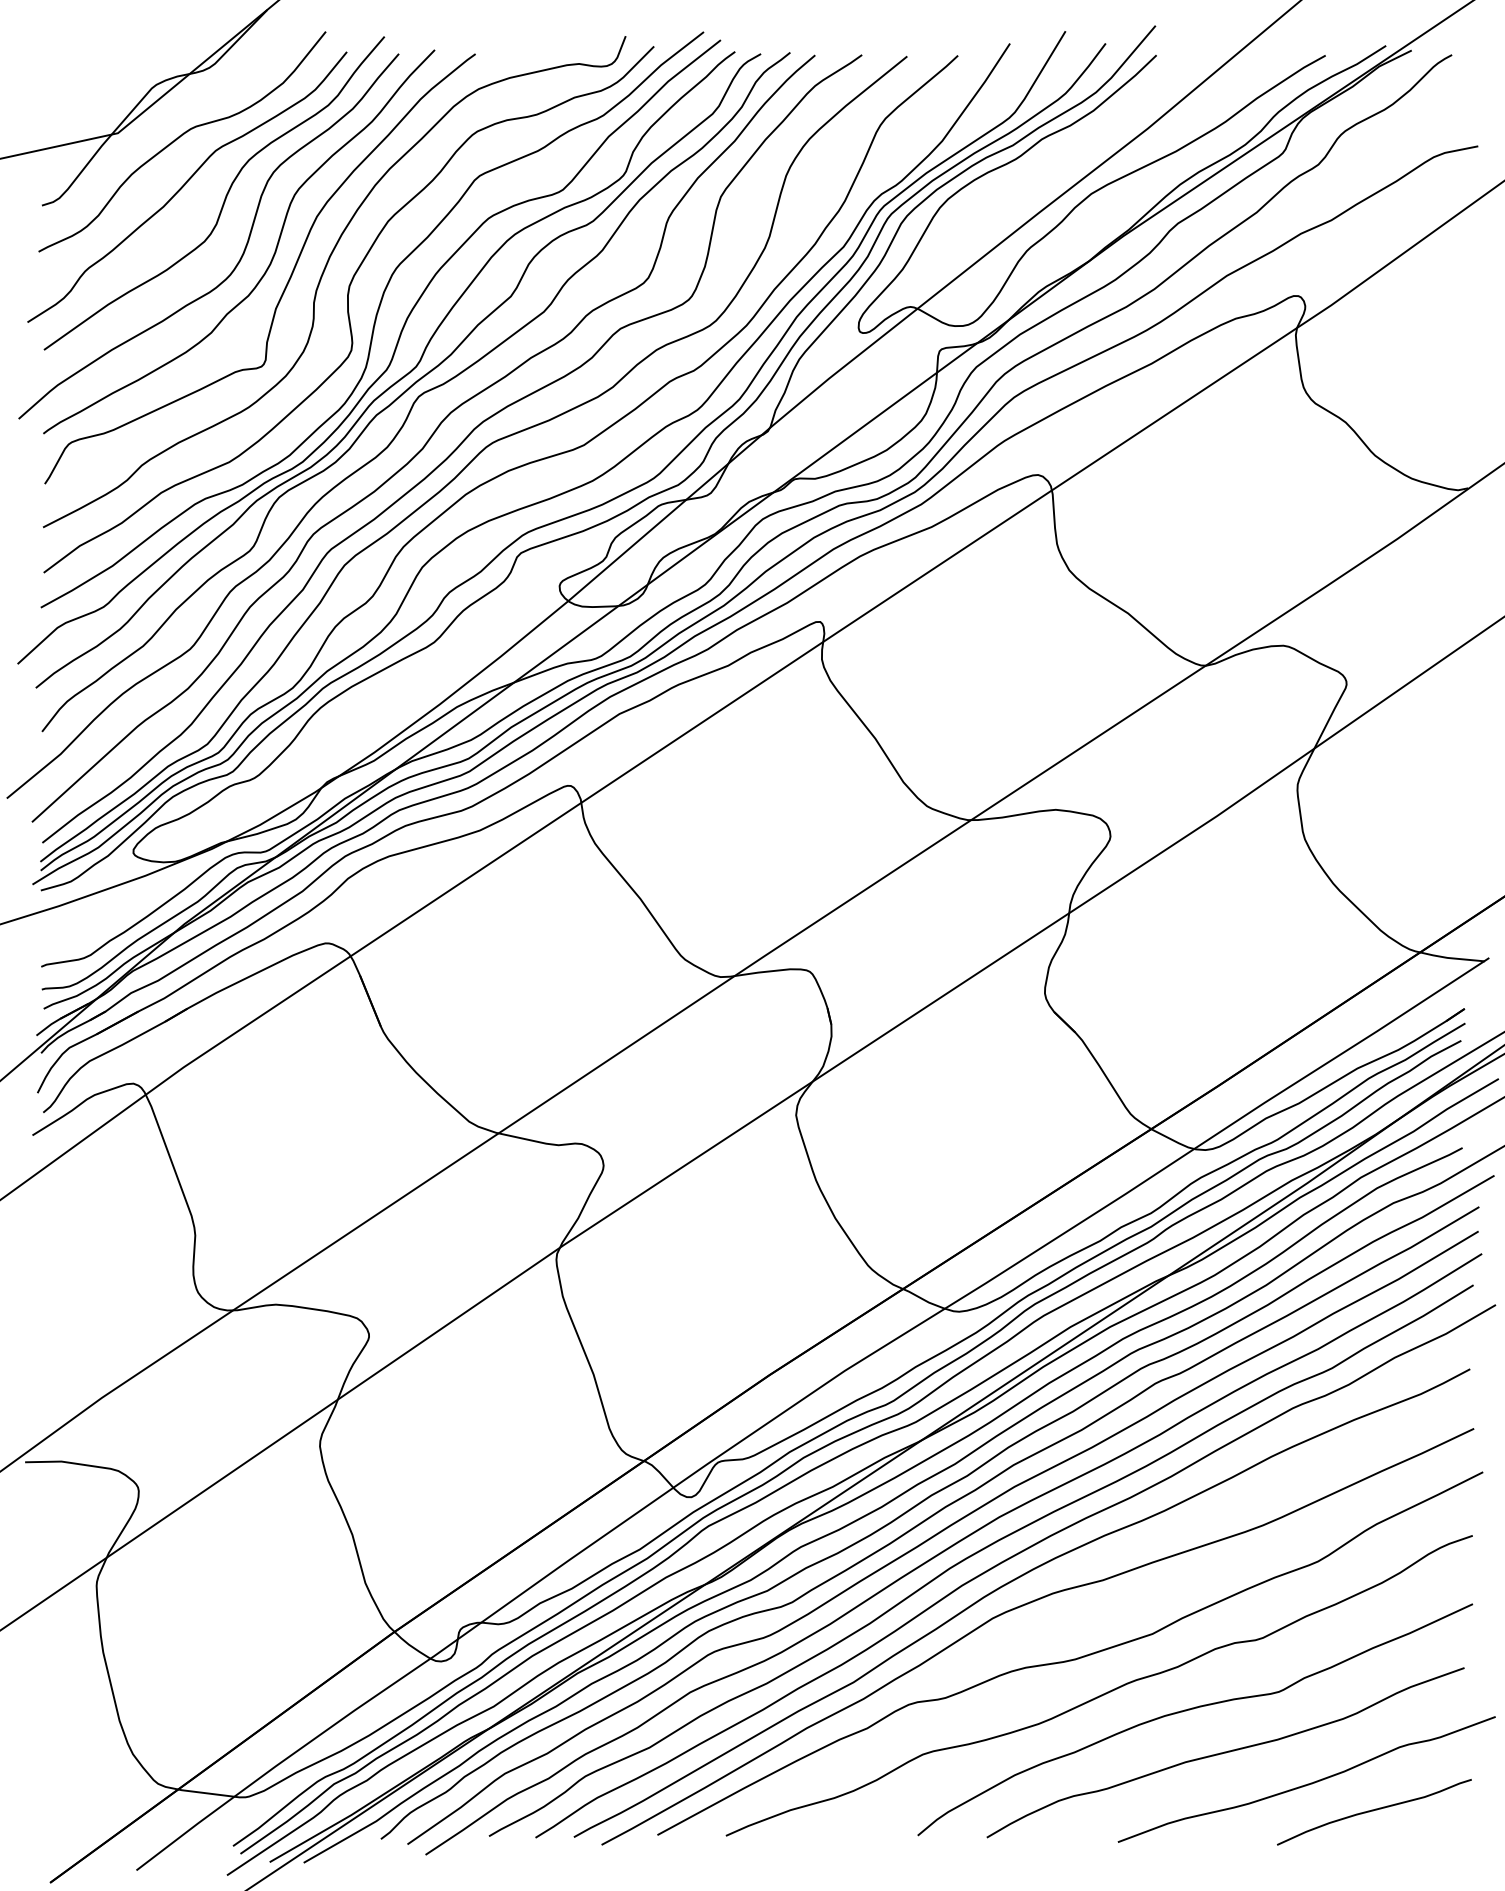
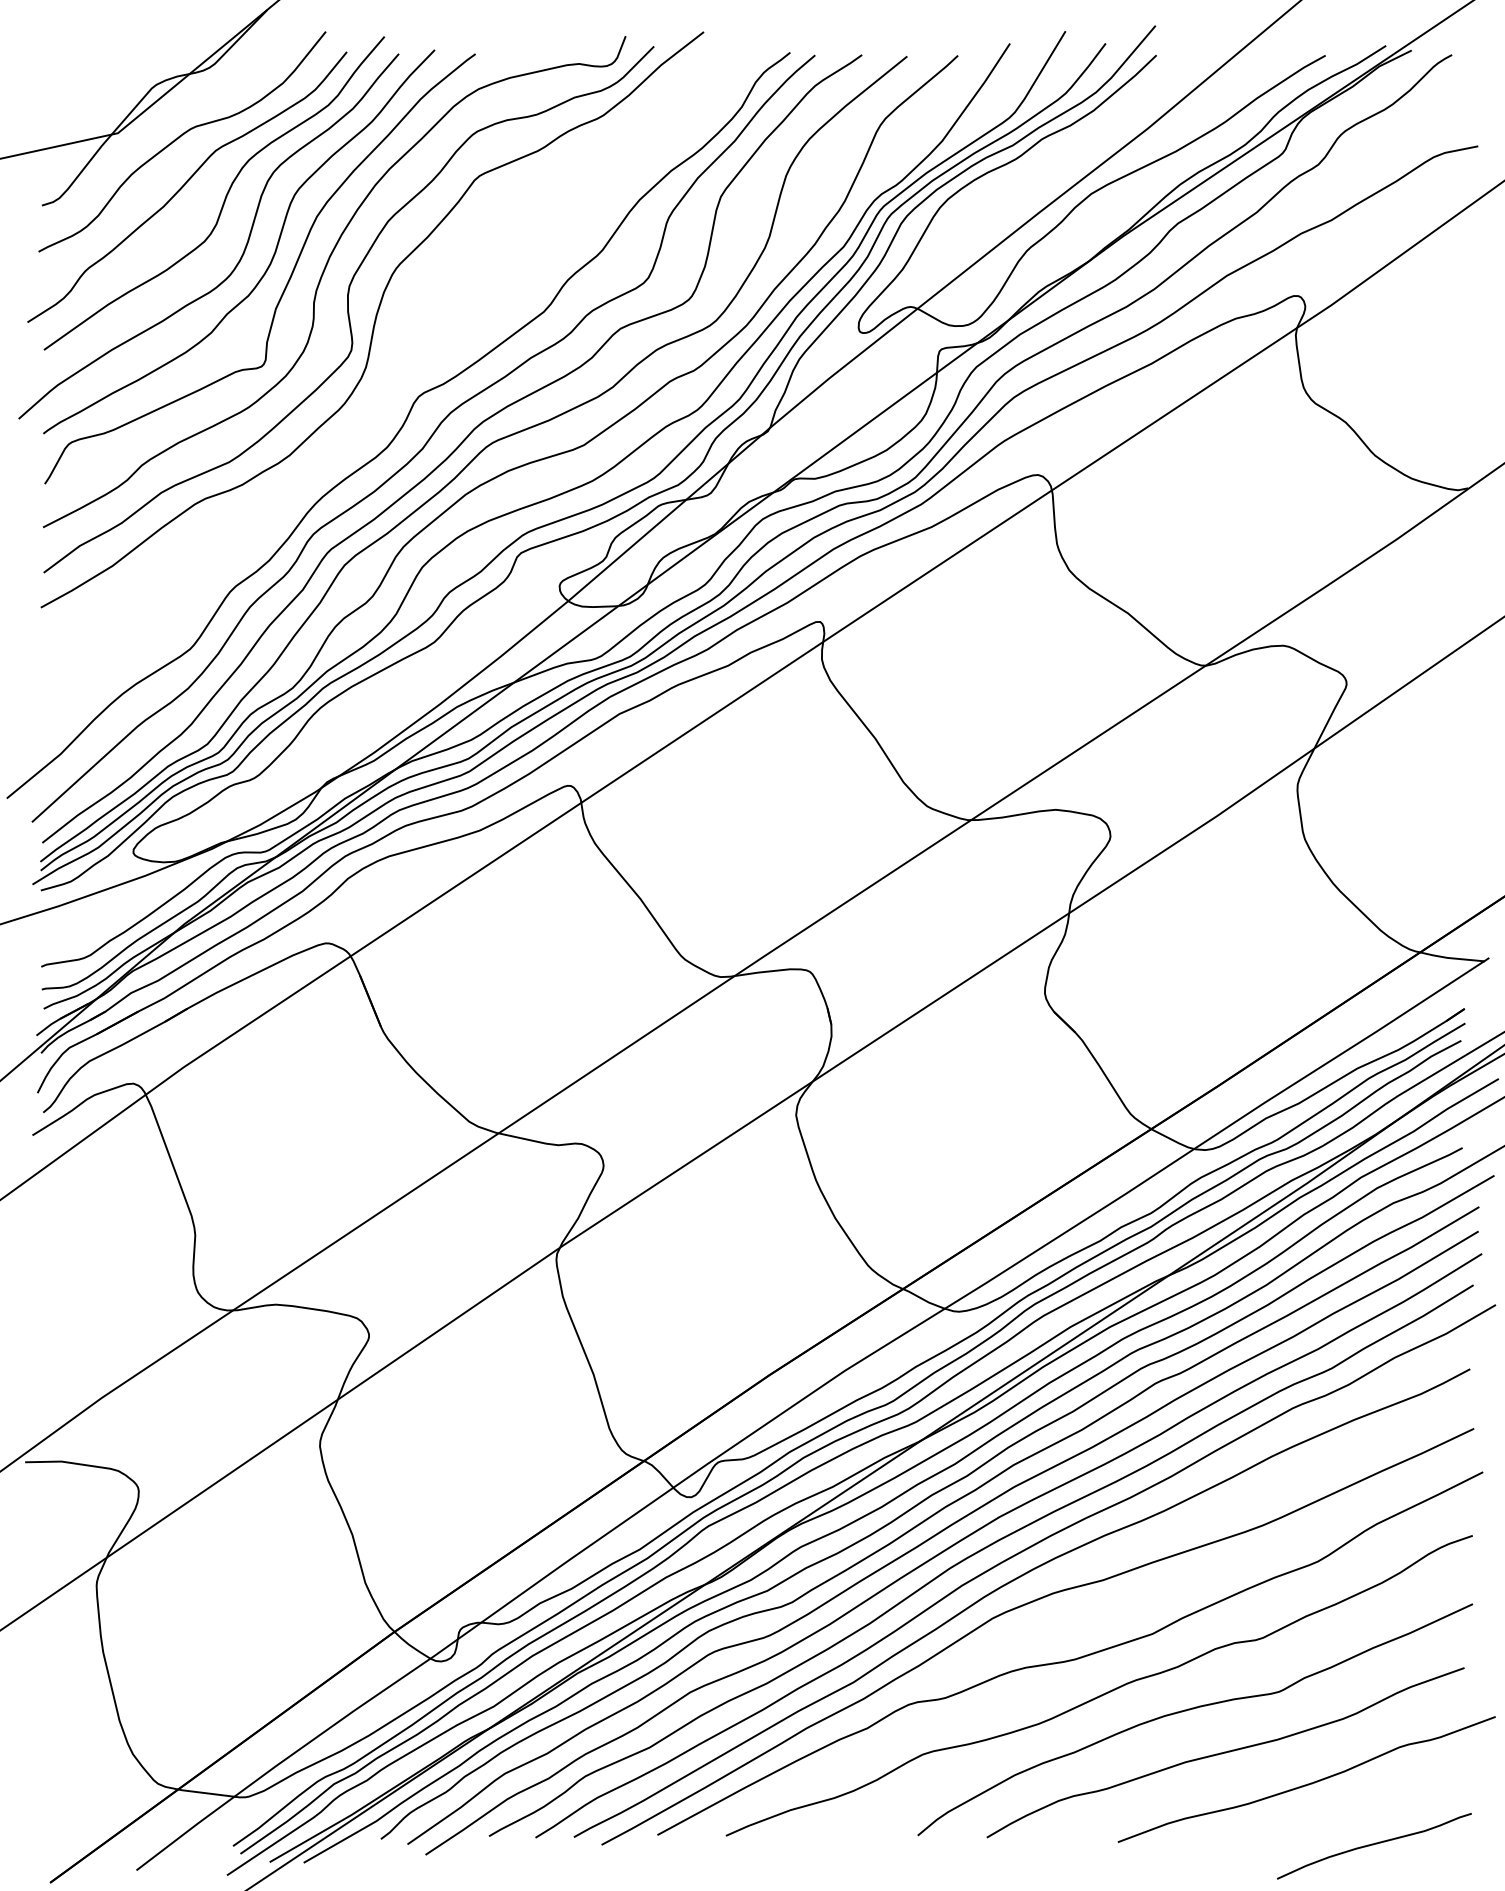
part: present -> none (389, 385)
curve position: (1373, 1811) -> (1373, 1845) (1373, 1845)
